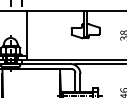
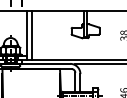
line: none -> present (31, 35)
